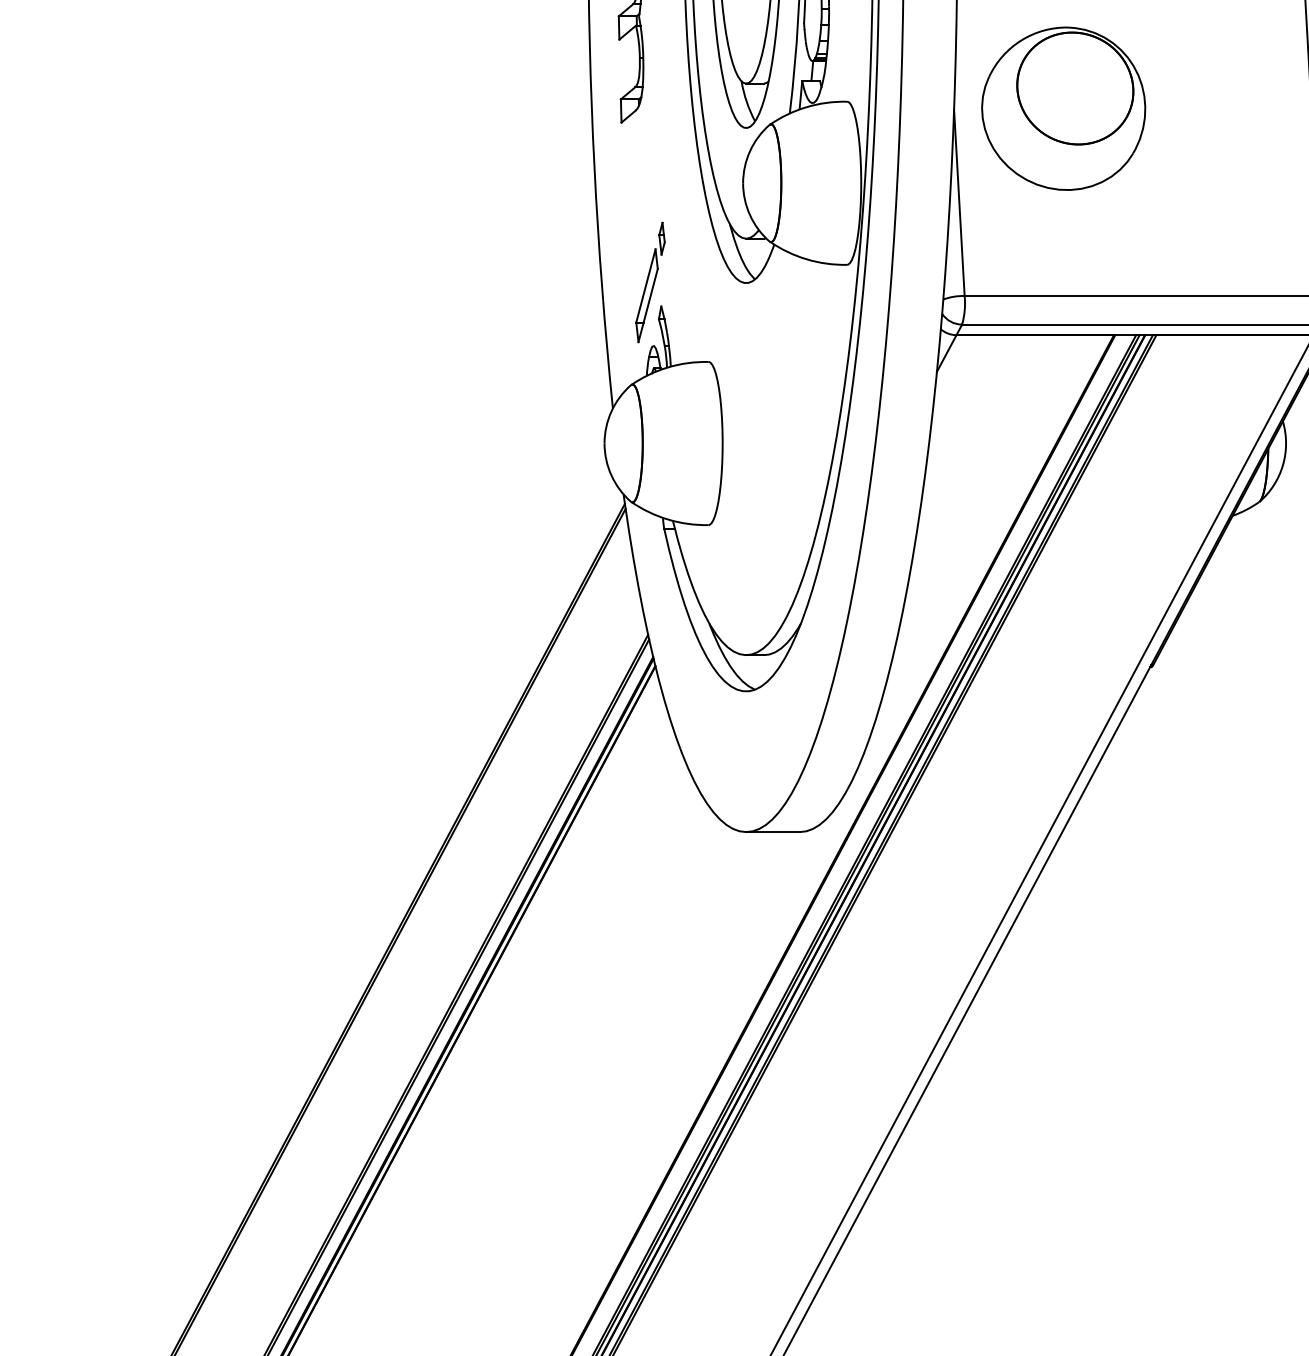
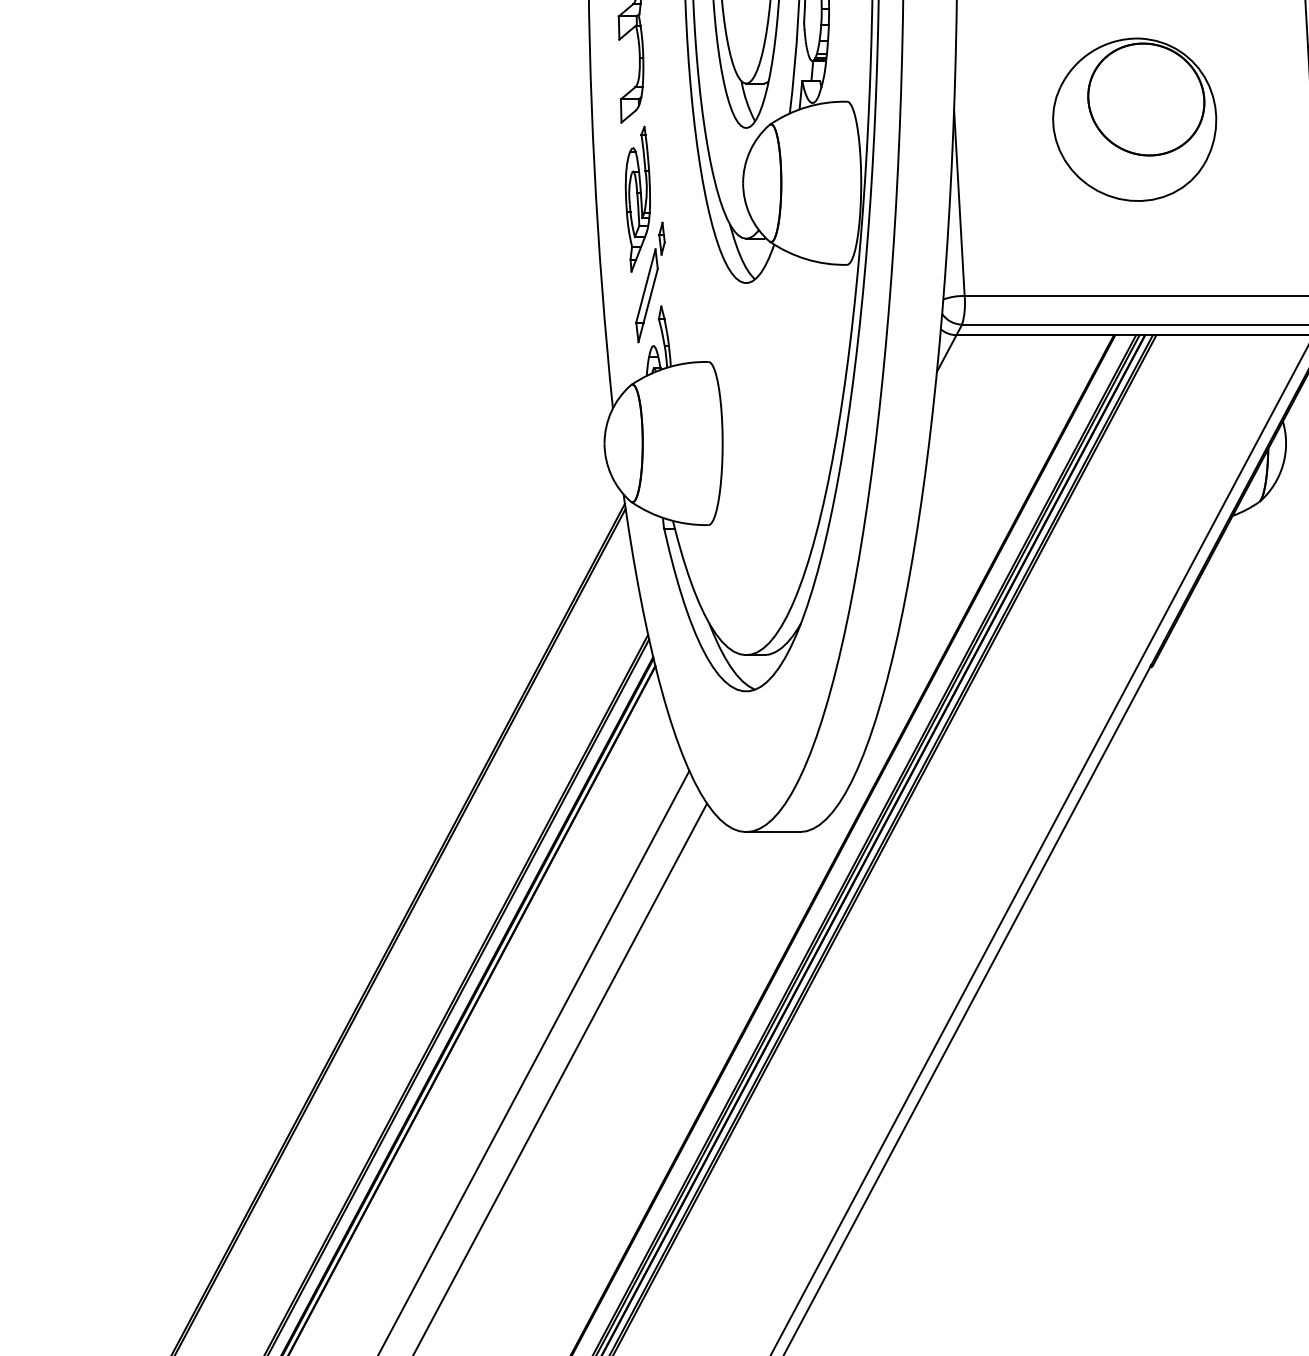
part position: (1063, 108) -> (1134, 119) (1134, 119)
part: none -> present (637, 198)
line: none -> present (534, 1061)
line: none -> present (560, 1077)
